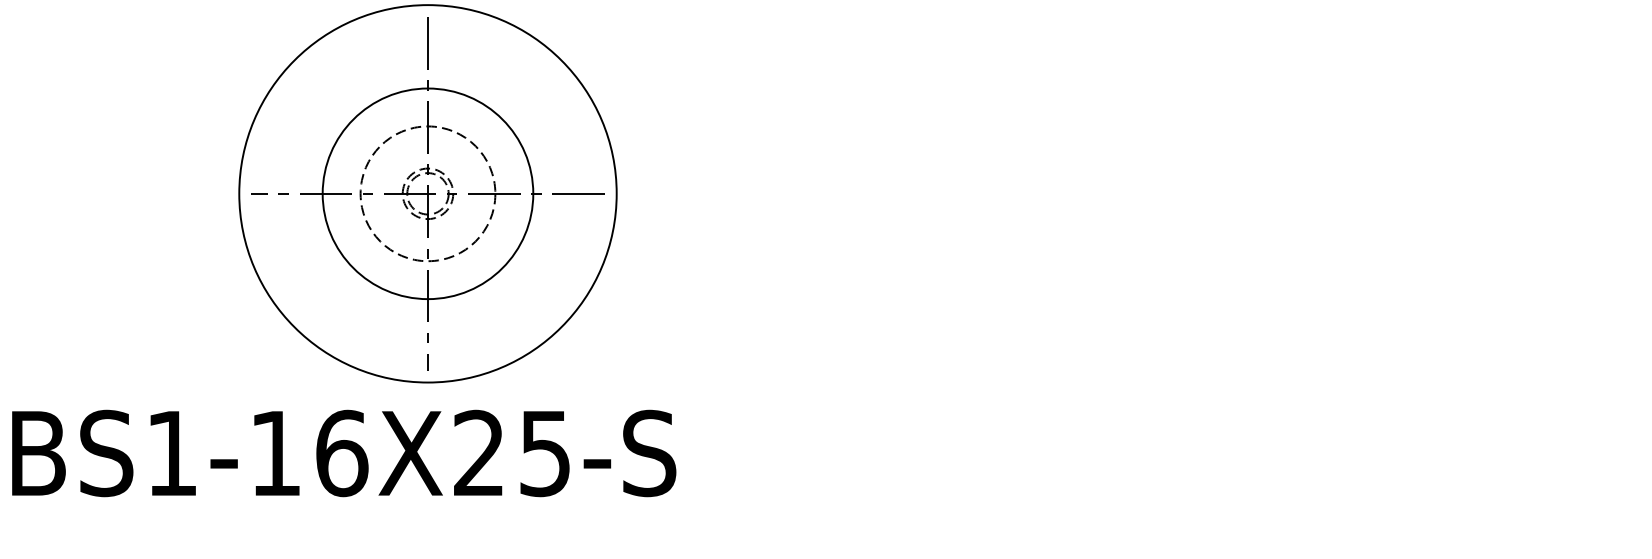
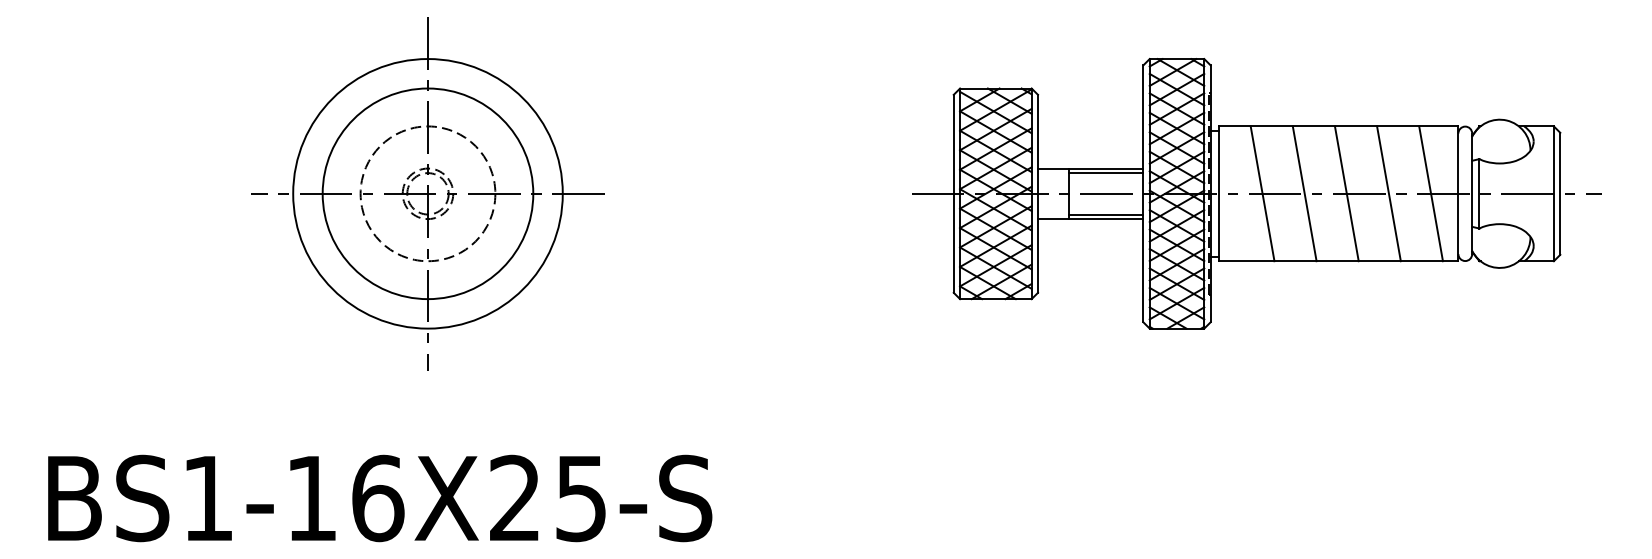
circle diameter: 377 px -> 270 px (427, 193)
part: none -> present (1256, 193)
text position: (344, 453) -> (380, 498) (380, 498)
